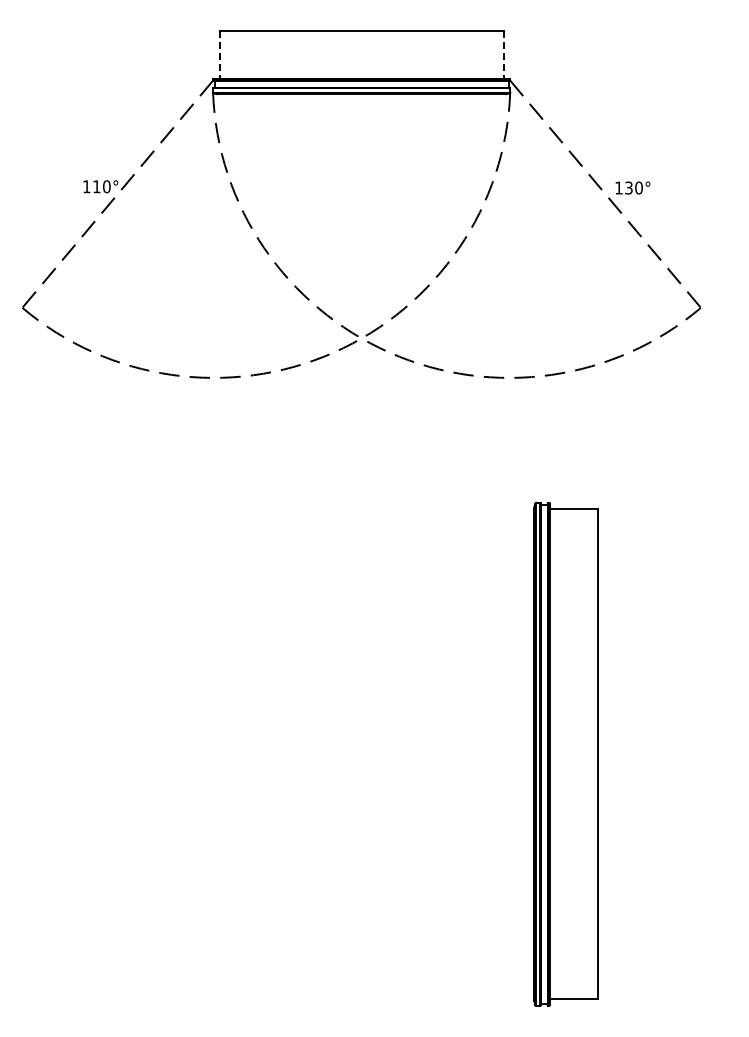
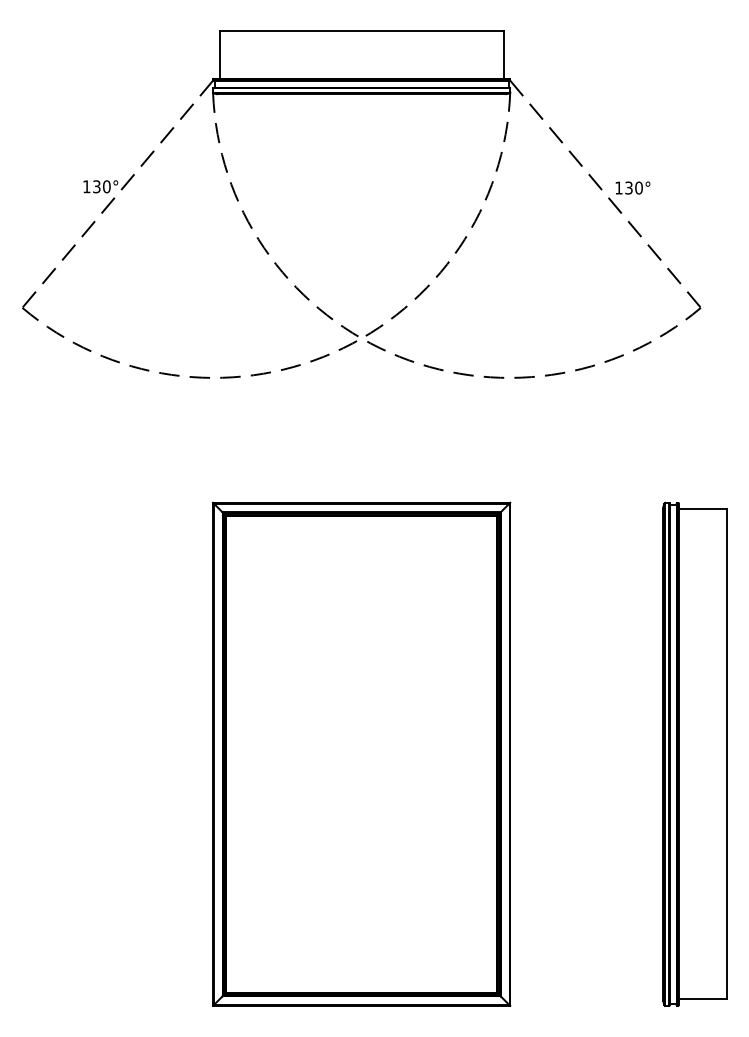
line: dashed -> solid (219, 54)
line: dashed -> solid (503, 54)
text: 110° -> 130° (96, 186)
part: none -> present (361, 753)
part position: (565, 753) -> (694, 753) (694, 753)
